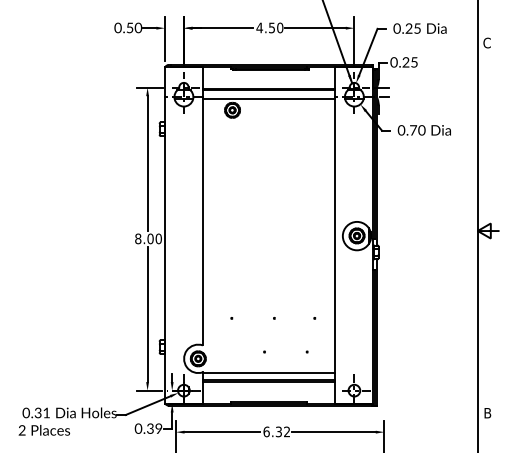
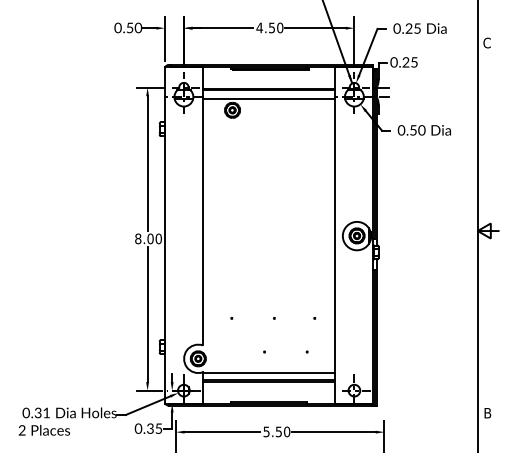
text: 0.70 -> 0.50 (413, 130)
text: 0.39 -> 0.35 (158, 428)
text: 6.32 -> 5.50 (276, 431)
